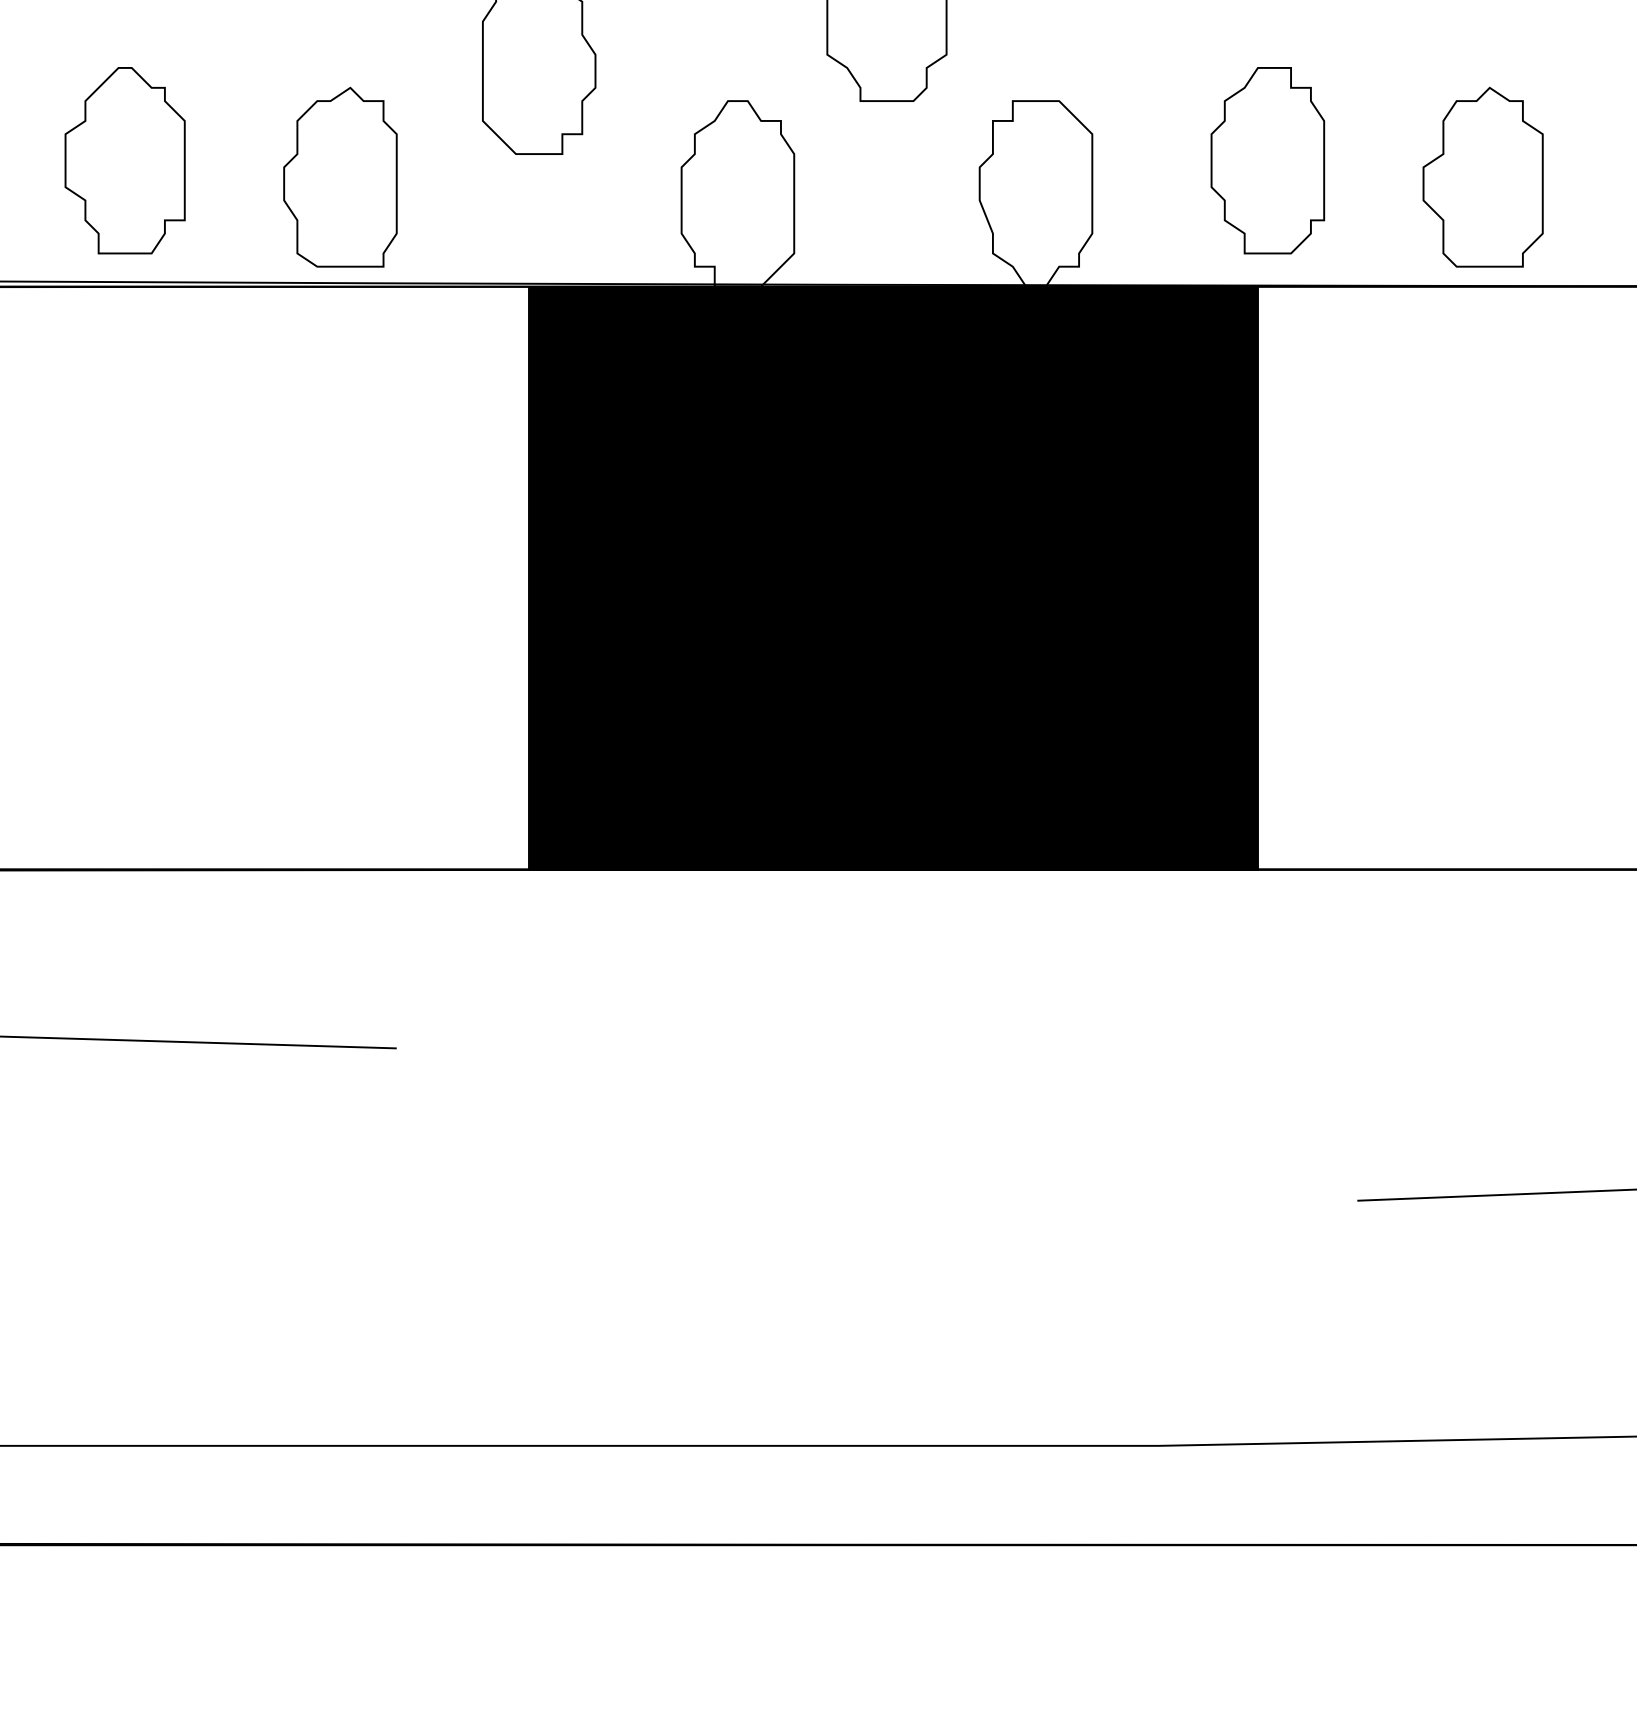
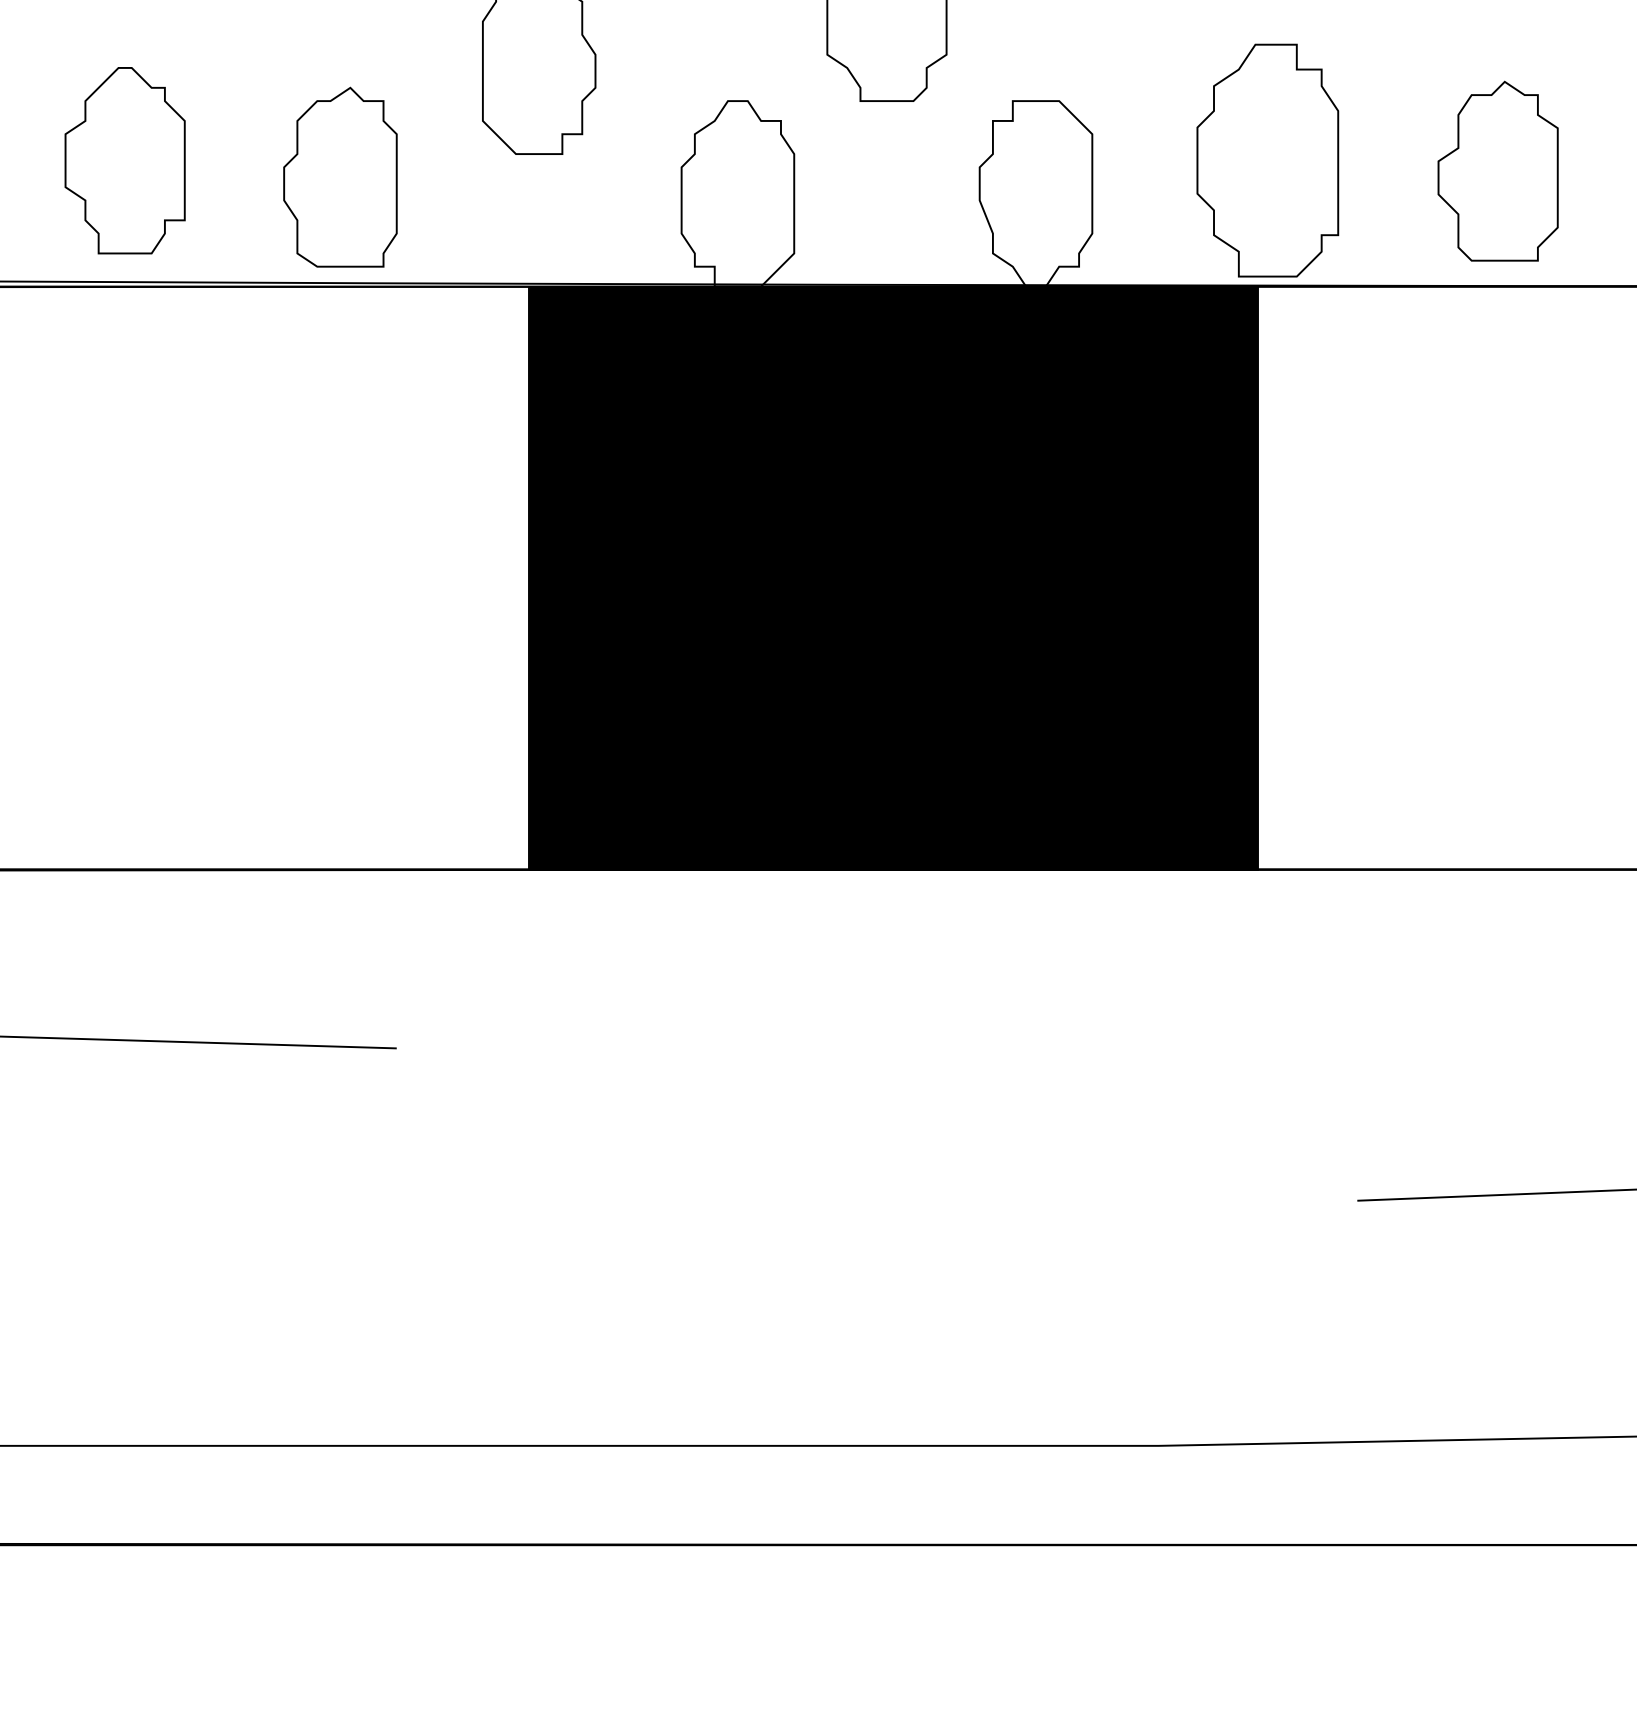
part size: 116x188 px -> 144x235 px (1267, 160)
part position: (1482, 176) -> (1497, 170) (1497, 170)
